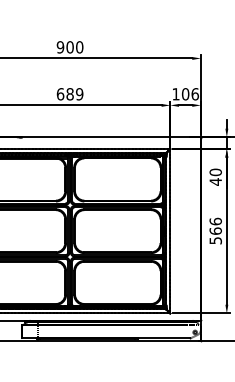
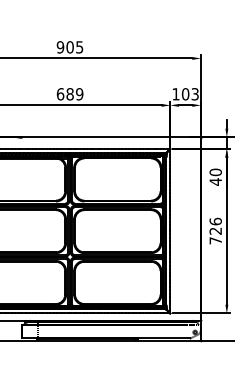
text: 900 -> 905 (79, 47)
text: 106 -> 103 (195, 94)
text: 566 -> 726 (215, 235)
